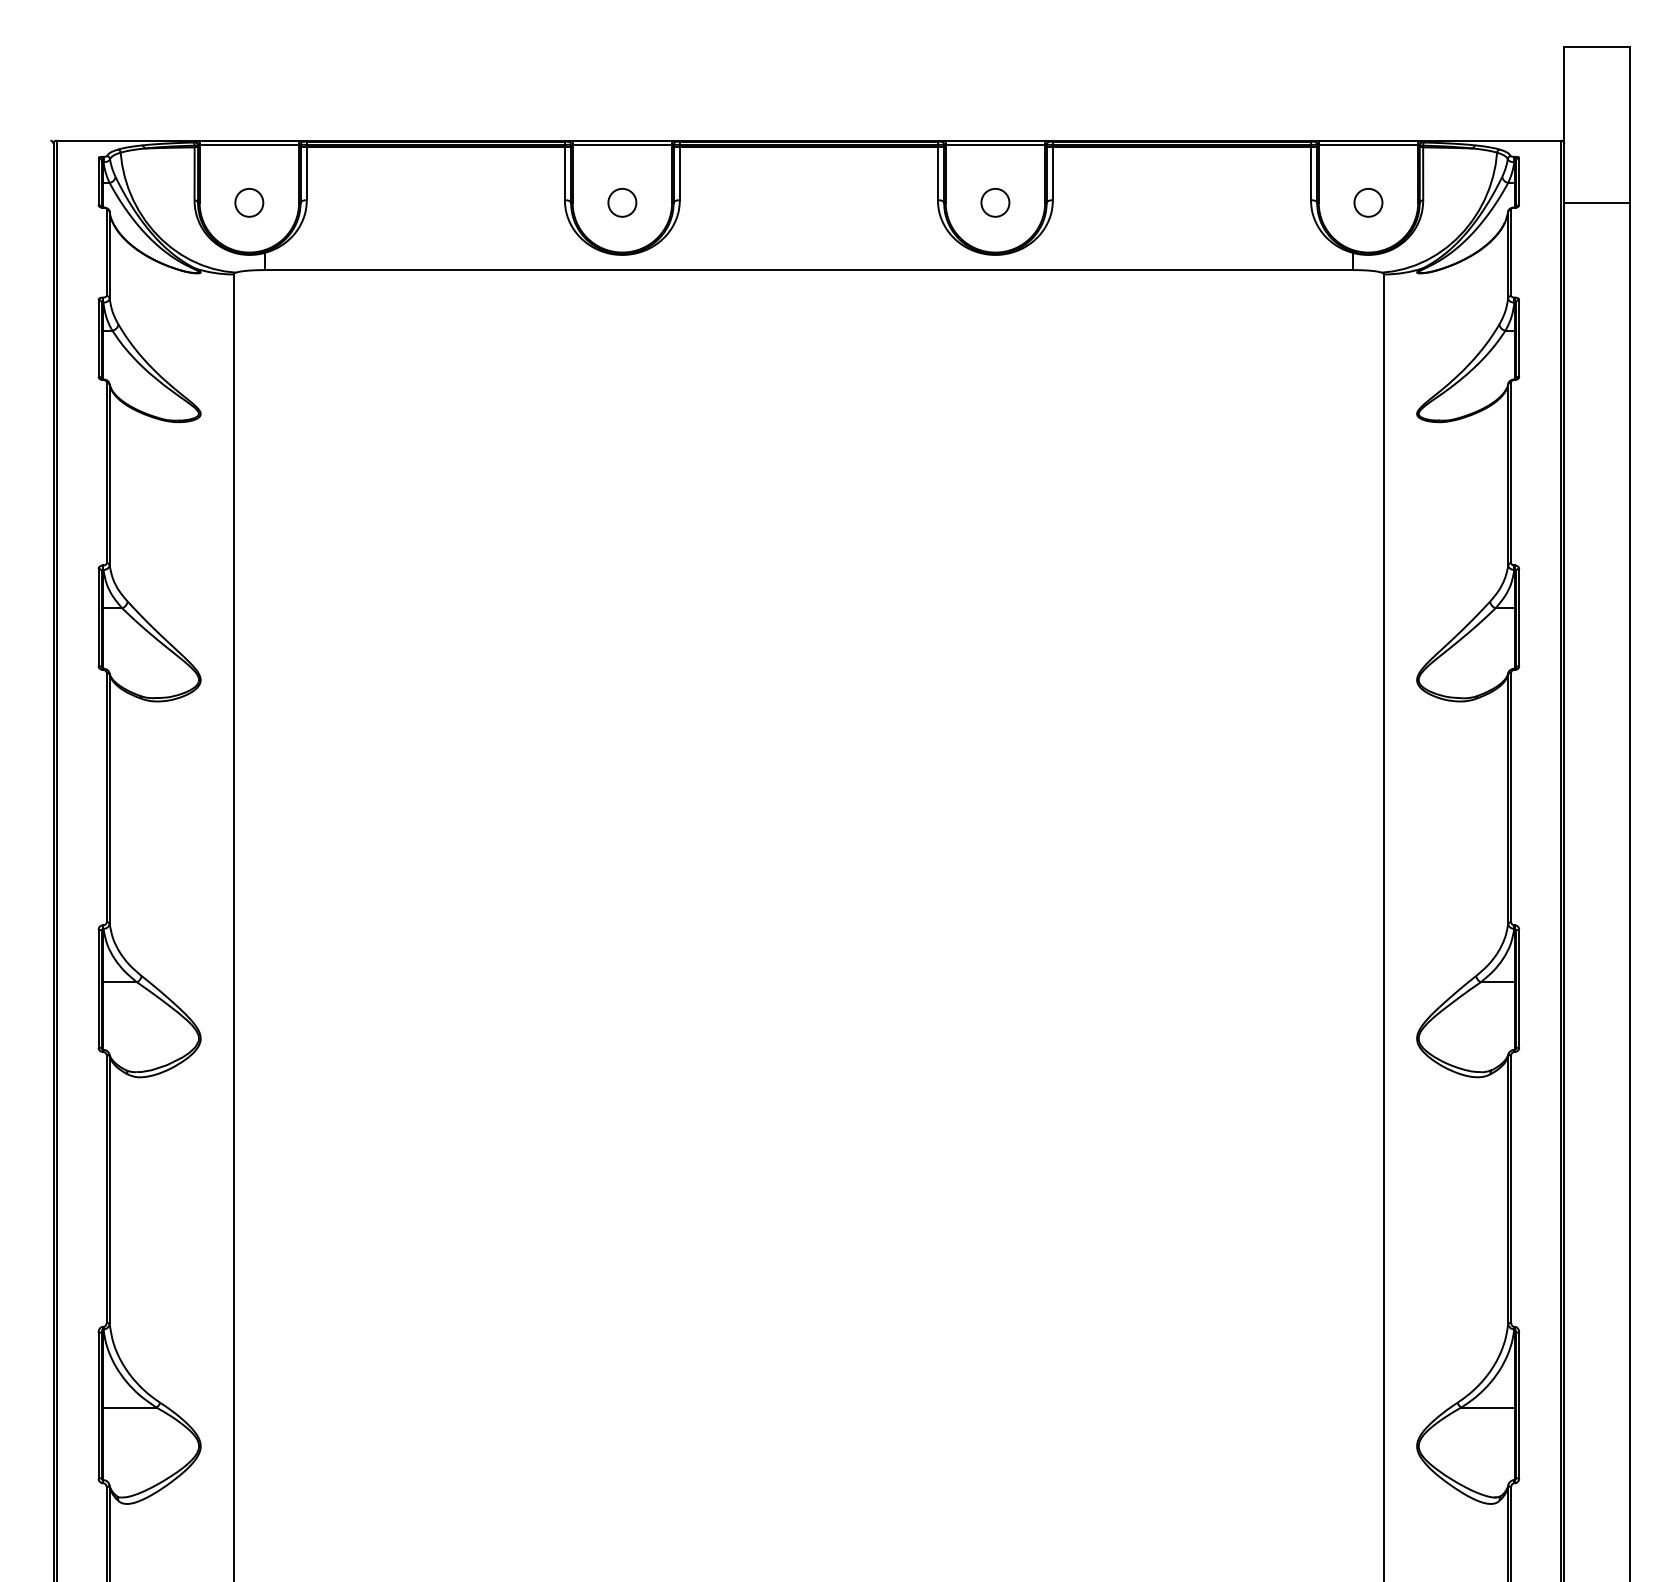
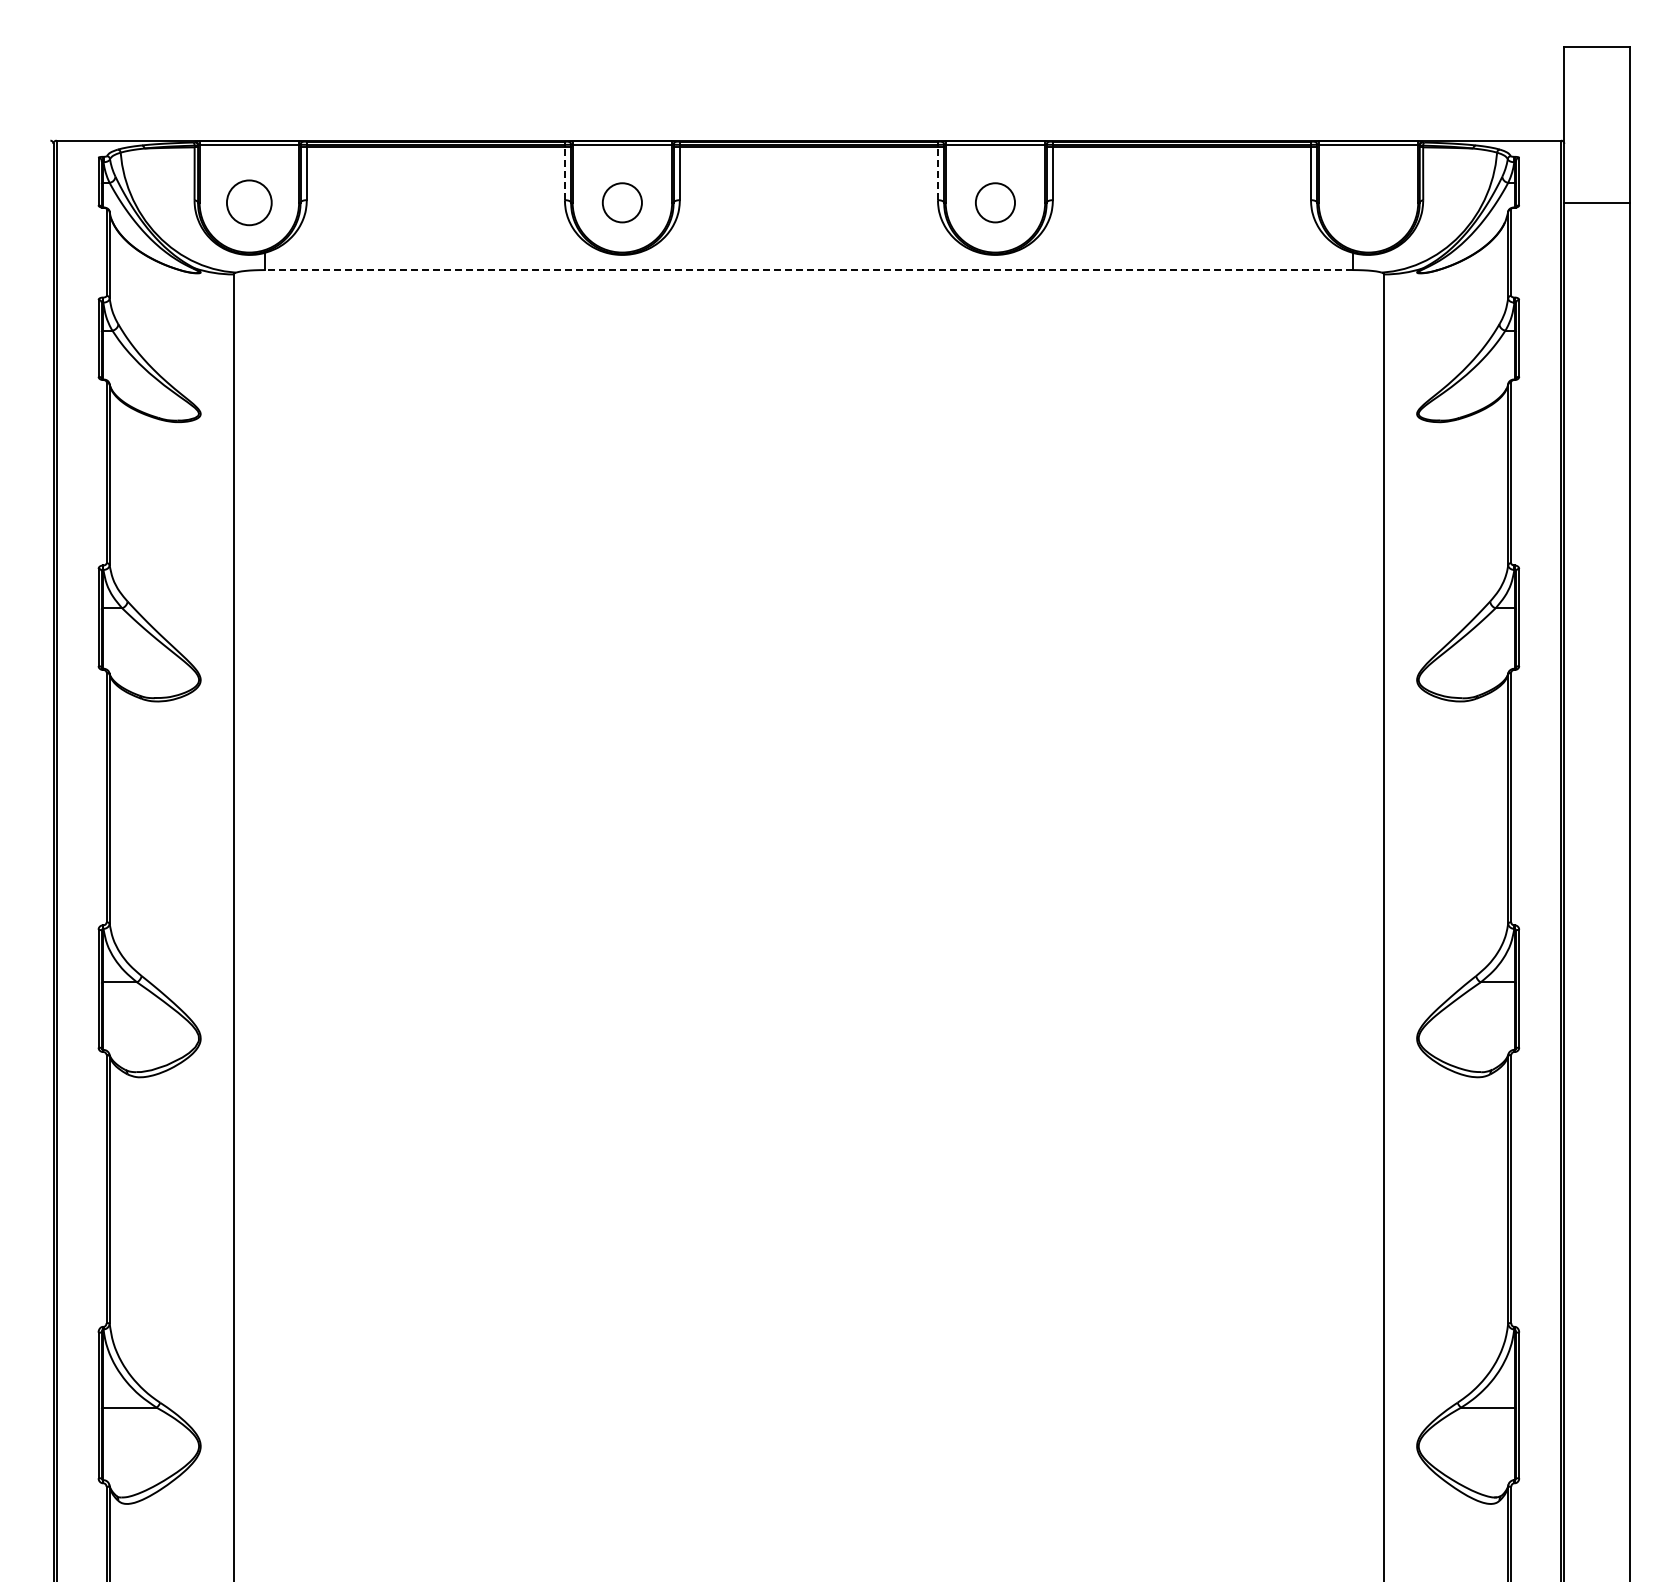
line: solid -> dashed (564, 173)
line: solid -> dashed (937, 173)
circle diameter: 28 px -> 45 px (248, 202)
circle diameter: 28 px -> 39 px (621, 202)
circle diameter: 28 px -> 39 px (995, 202)
circle: present -> none (1368, 202)
line: solid -> dashed (808, 270)
